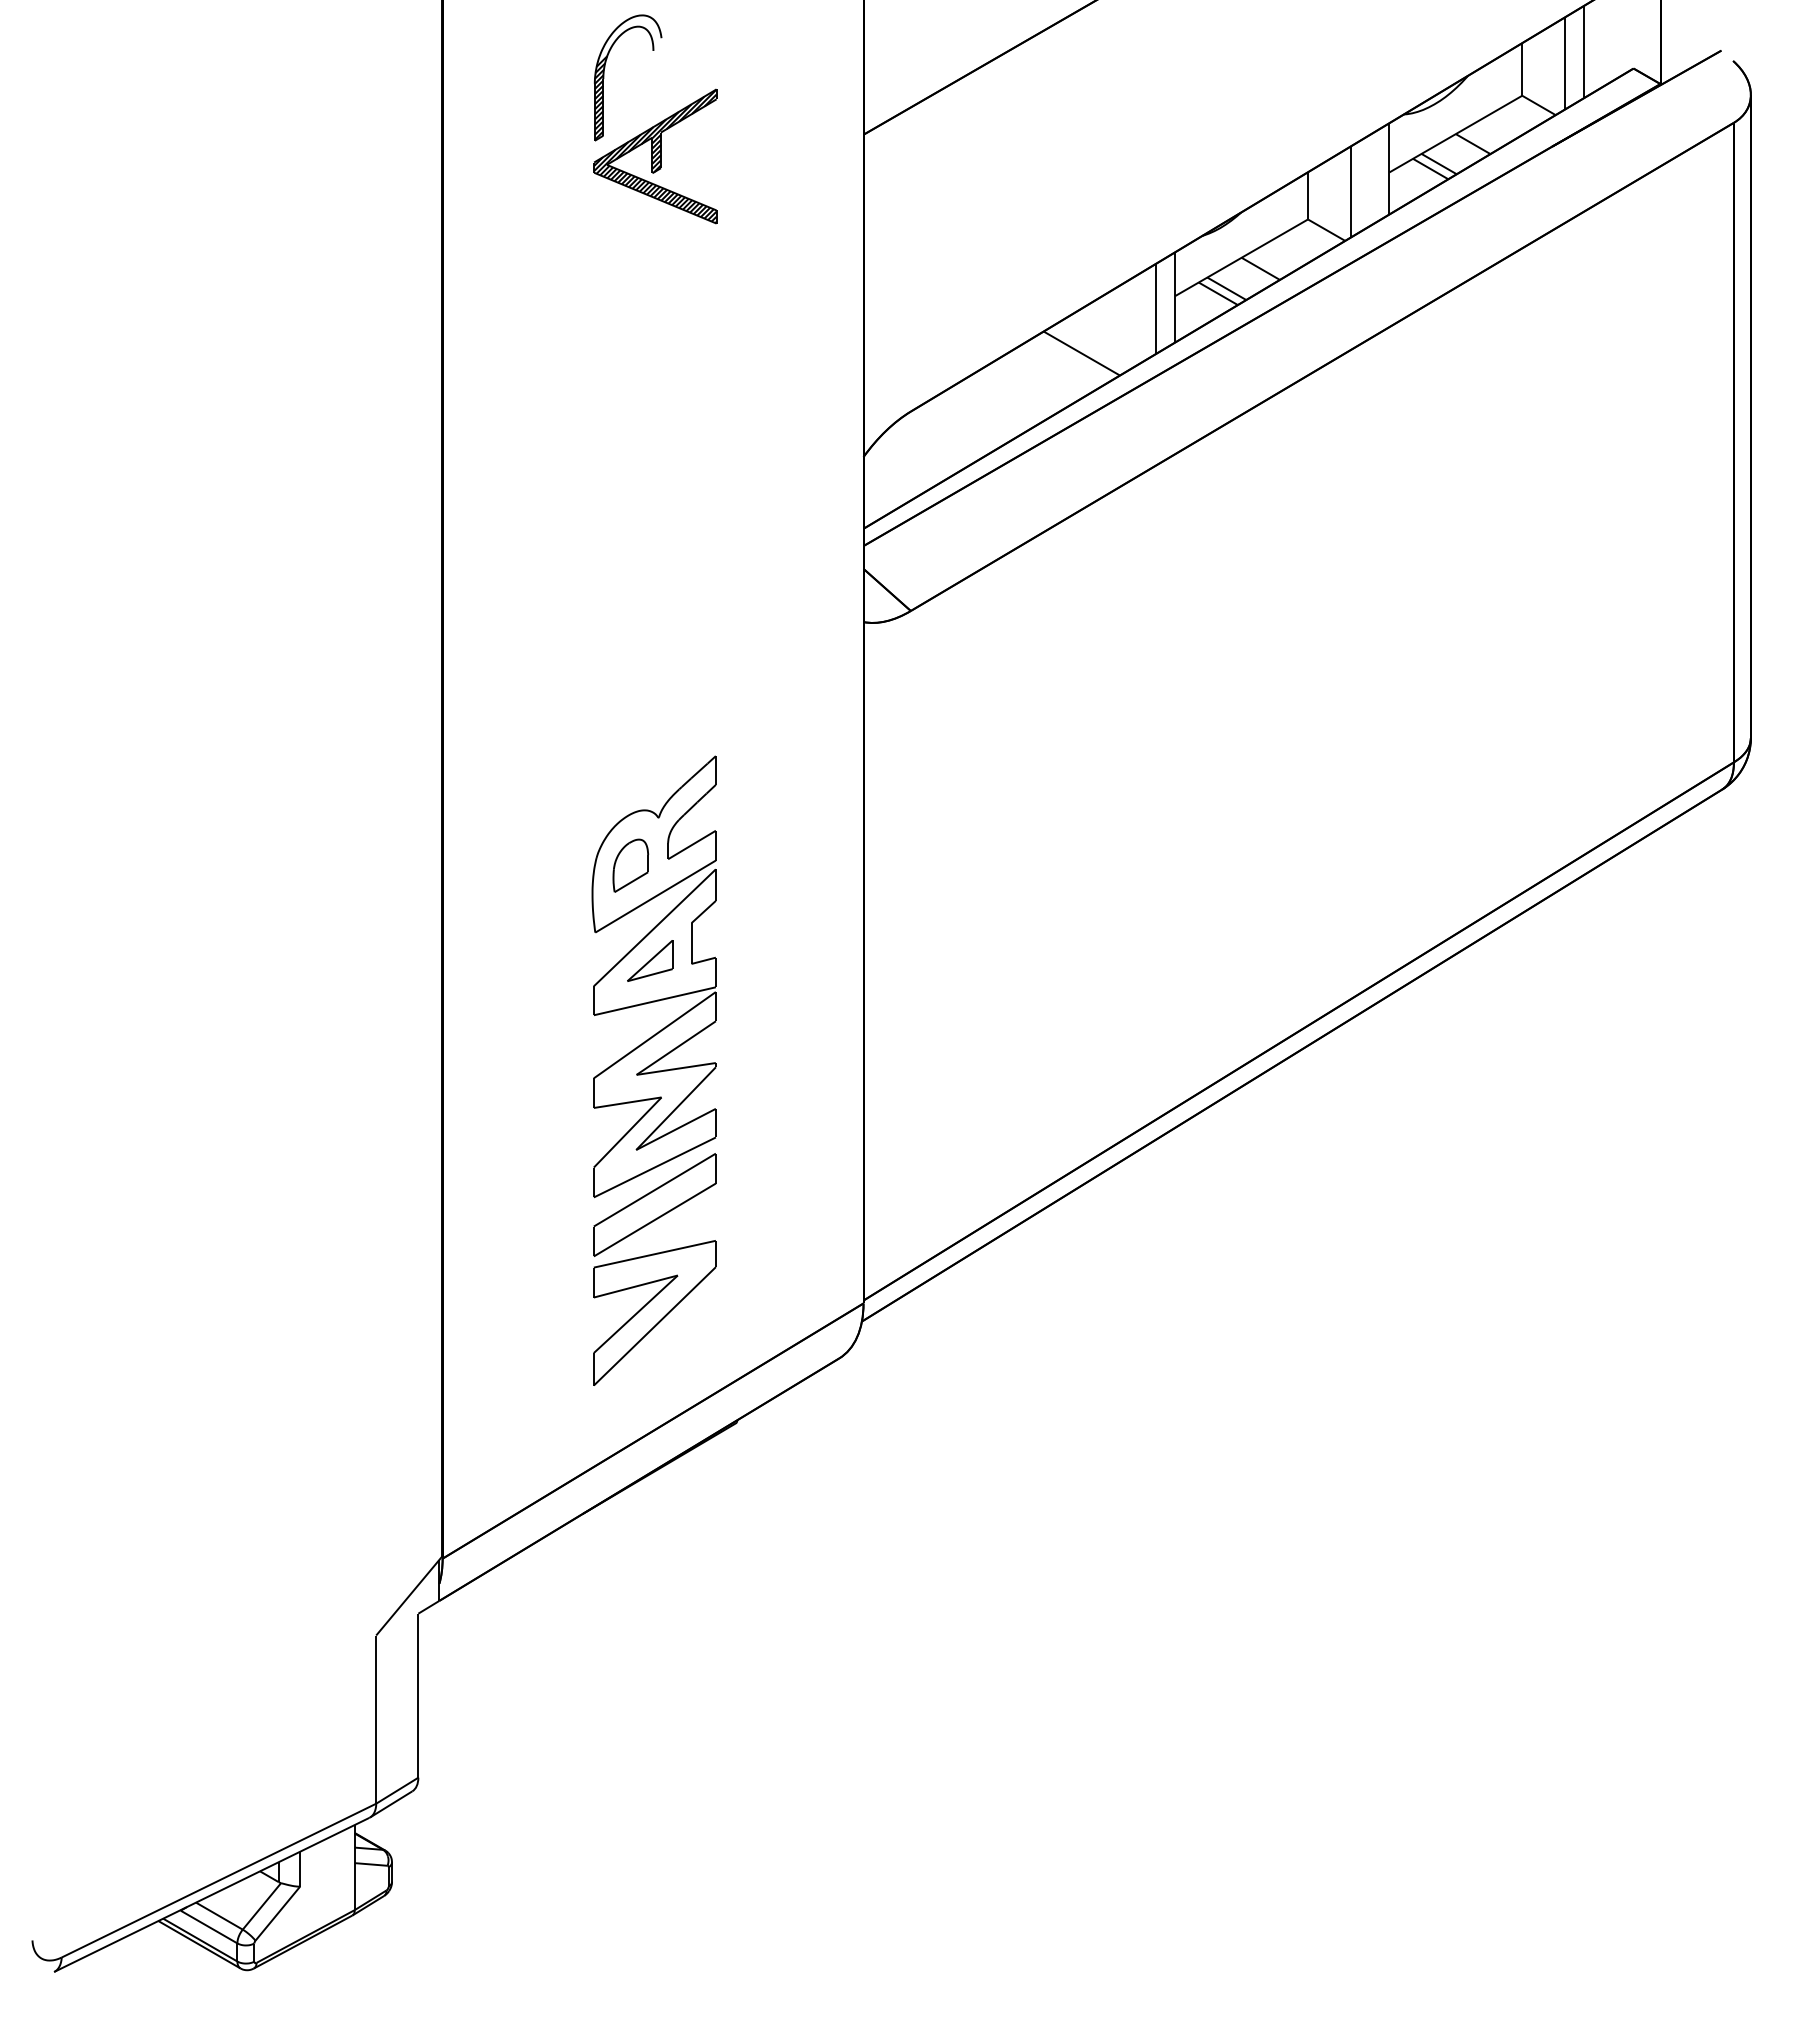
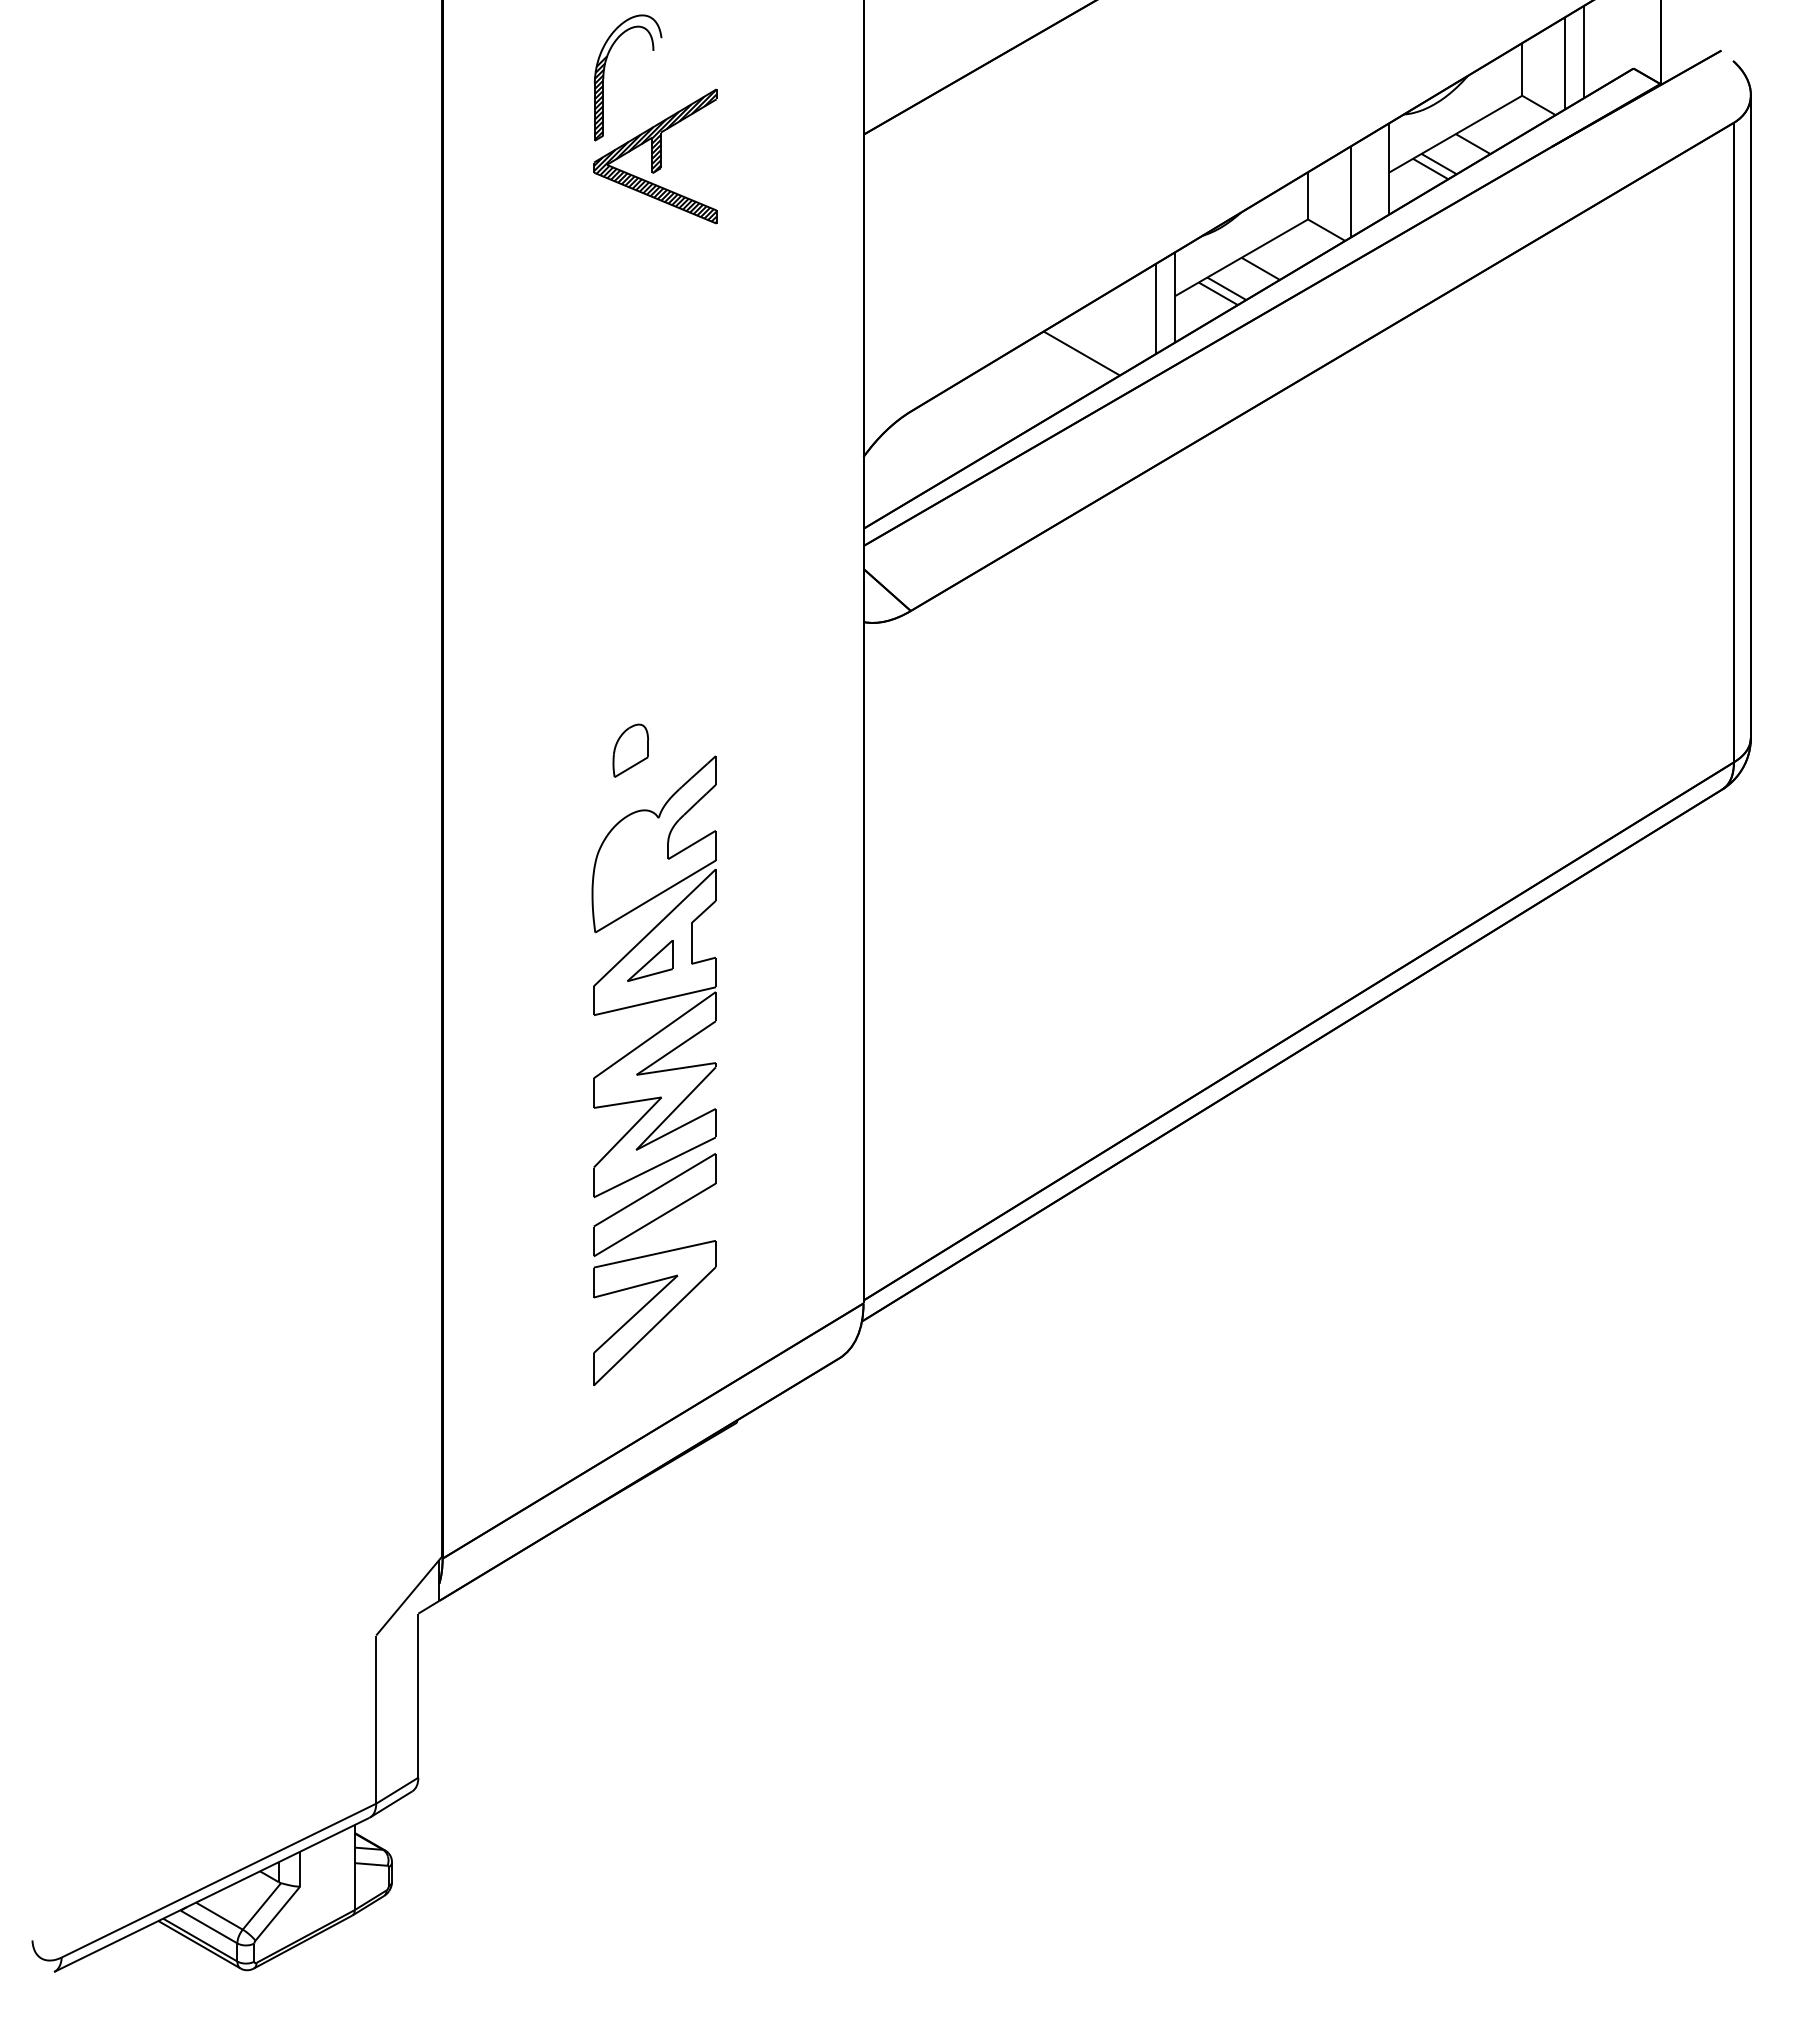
part position: (630, 865) -> (630, 750) (630, 750)
